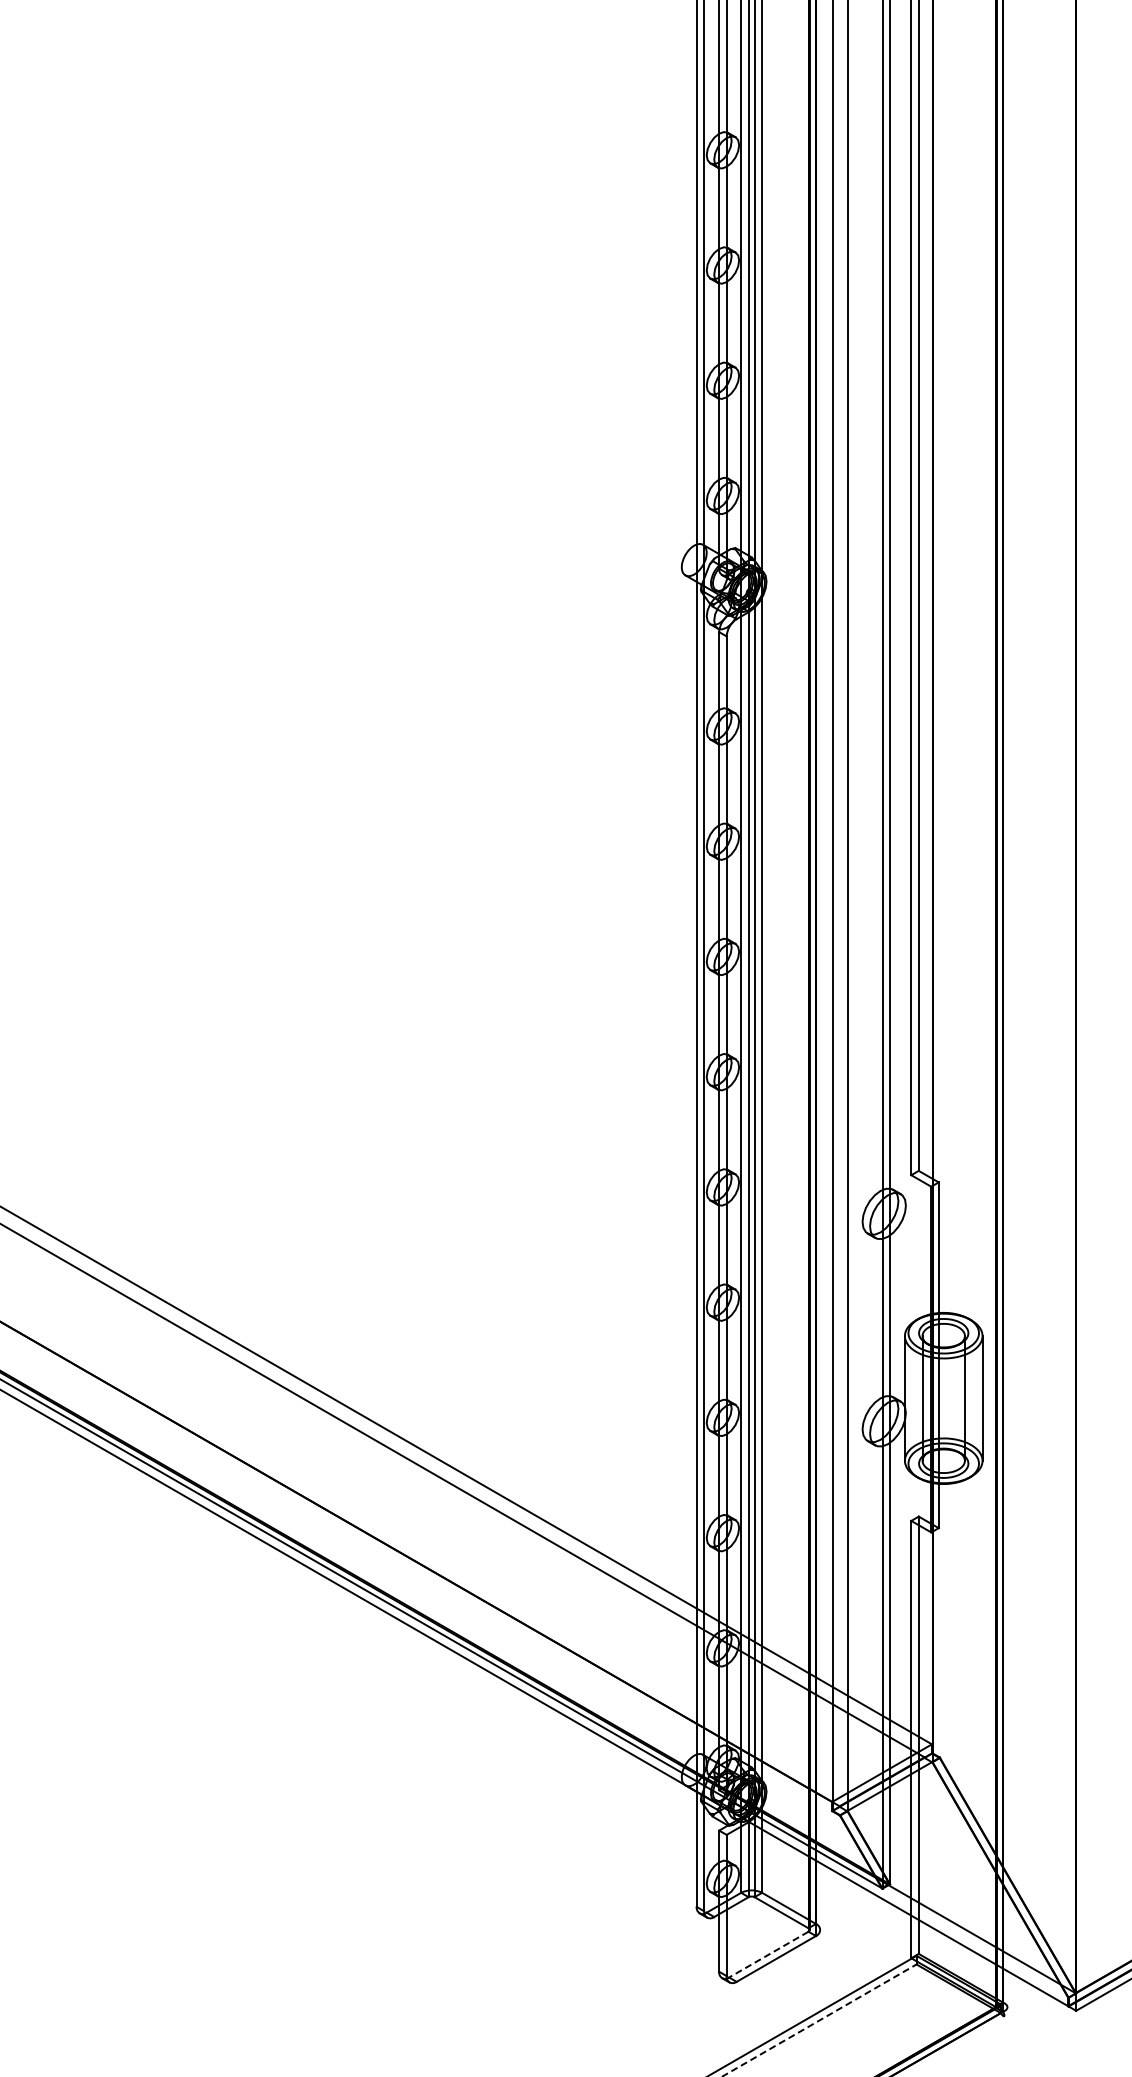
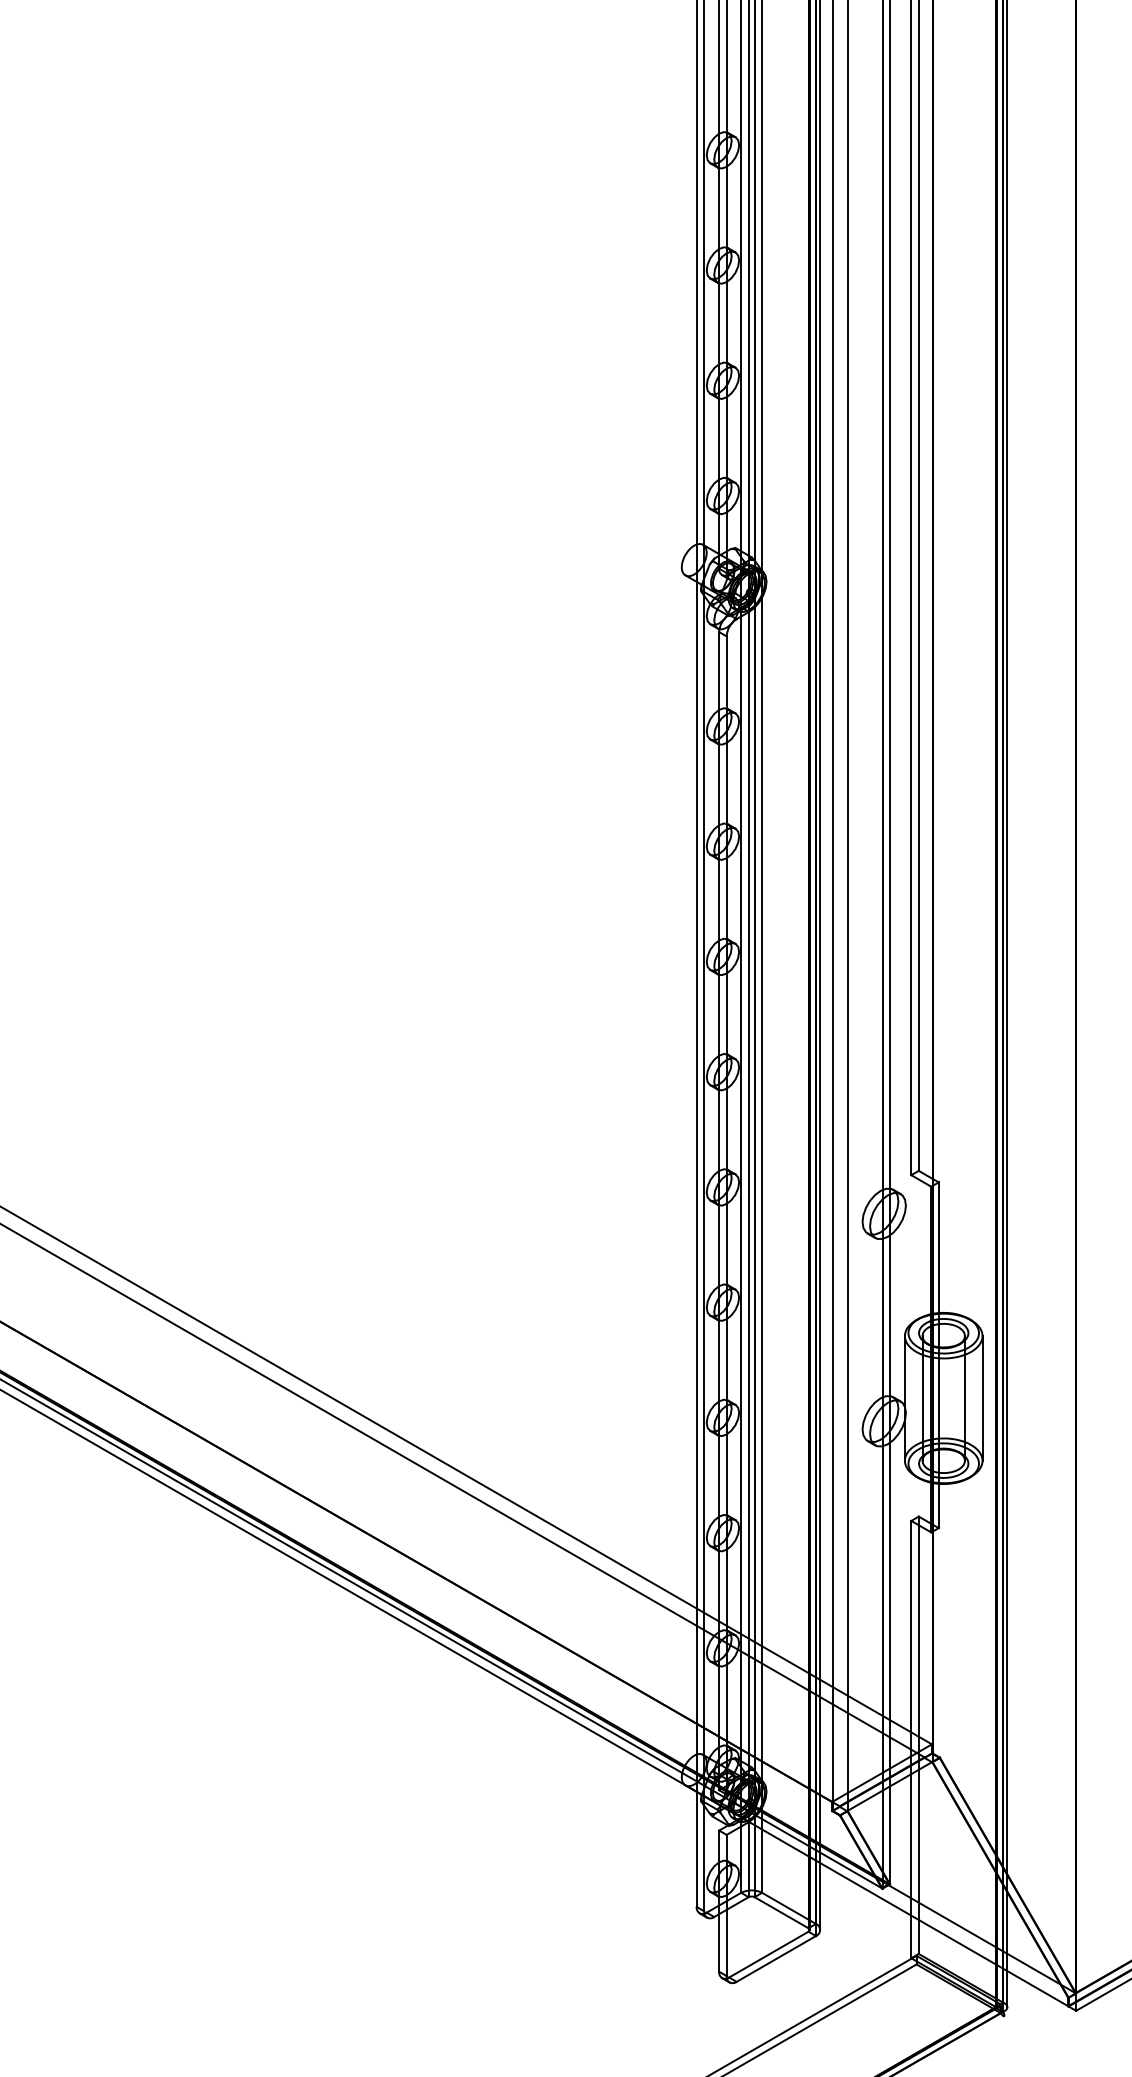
line: none -> present (820, 966)
line: none -> present (1007, 1004)
line: dashed -> solid (768, 1954)
line: dashed -> solid (819, 2020)
